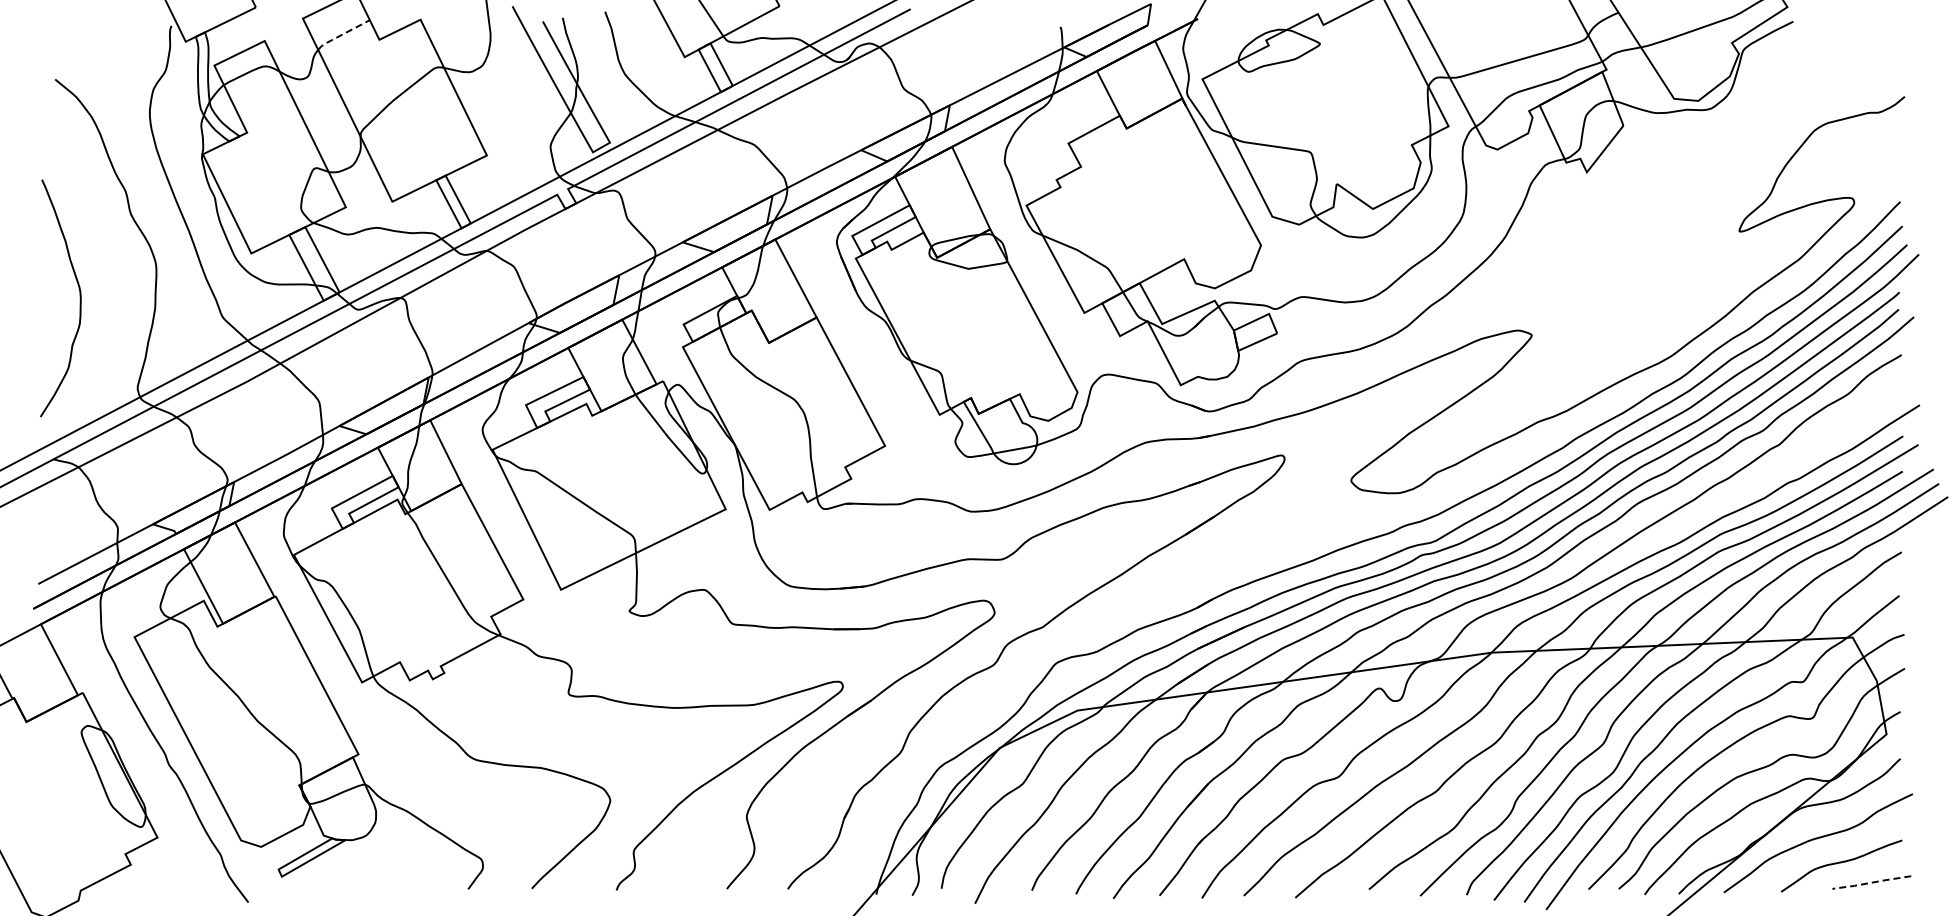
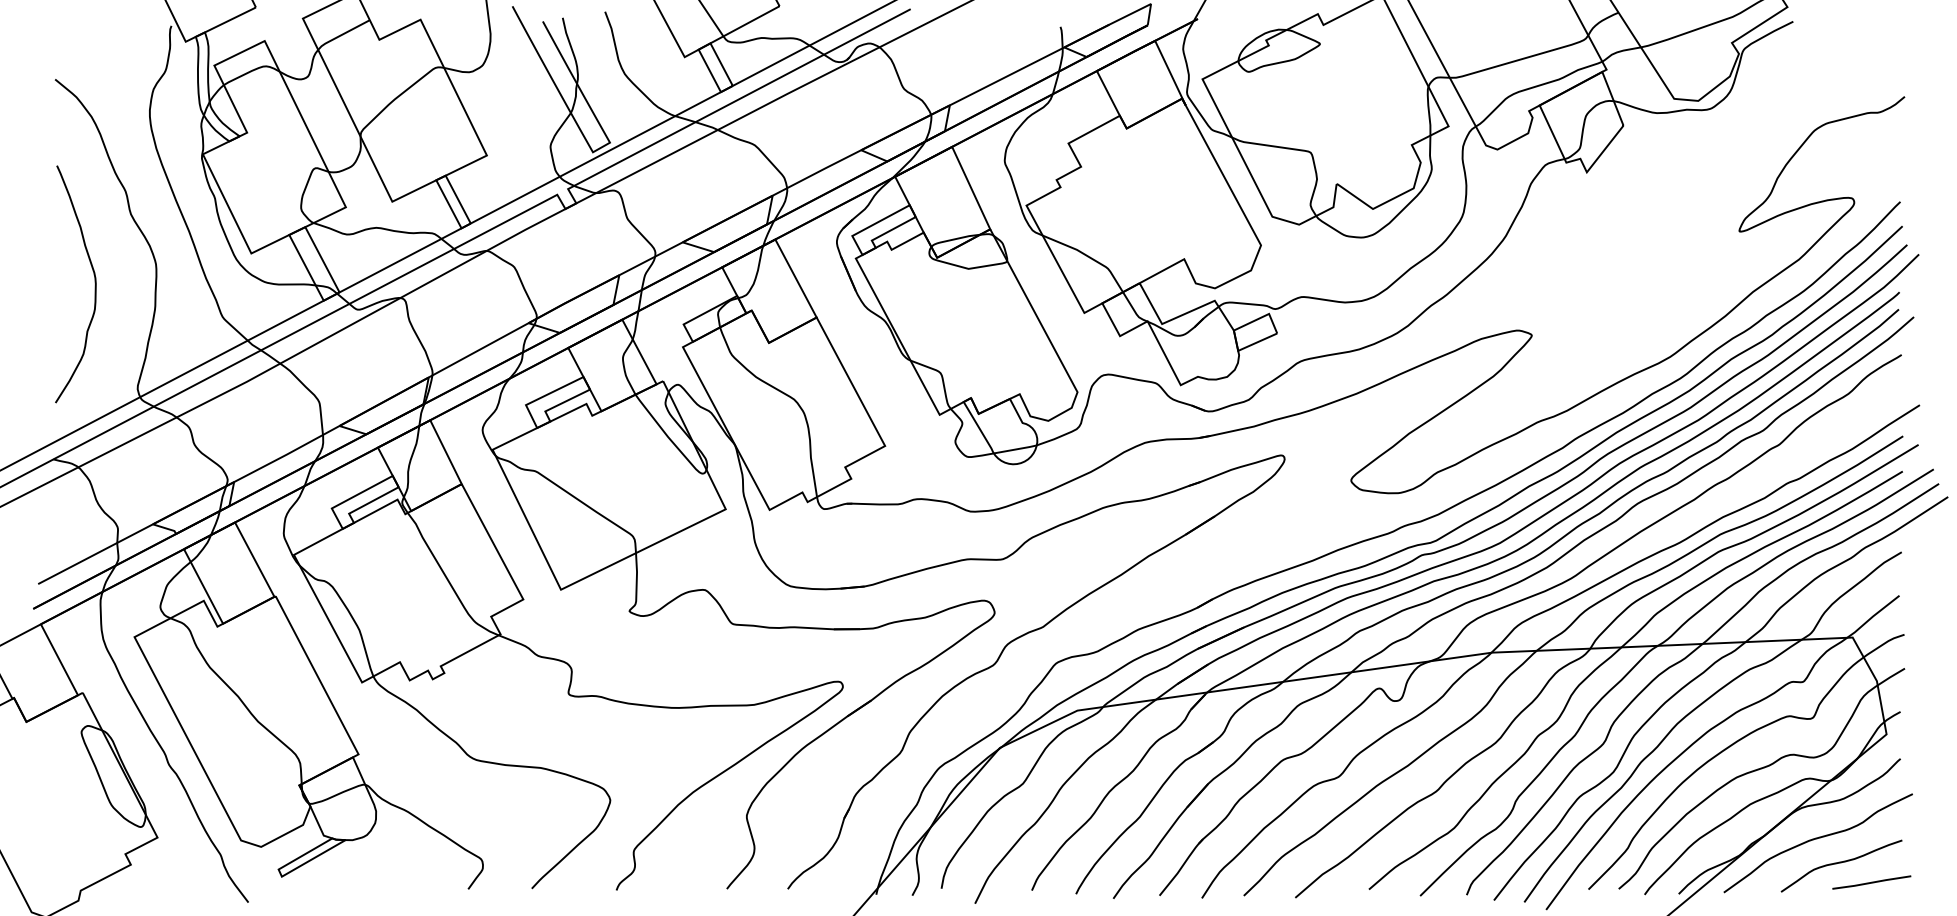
line: dashed -> solid (342, 34)
curve position: (79, 298) -> (94, 284) (94, 284)
line: dashed -> solid (1871, 882)
